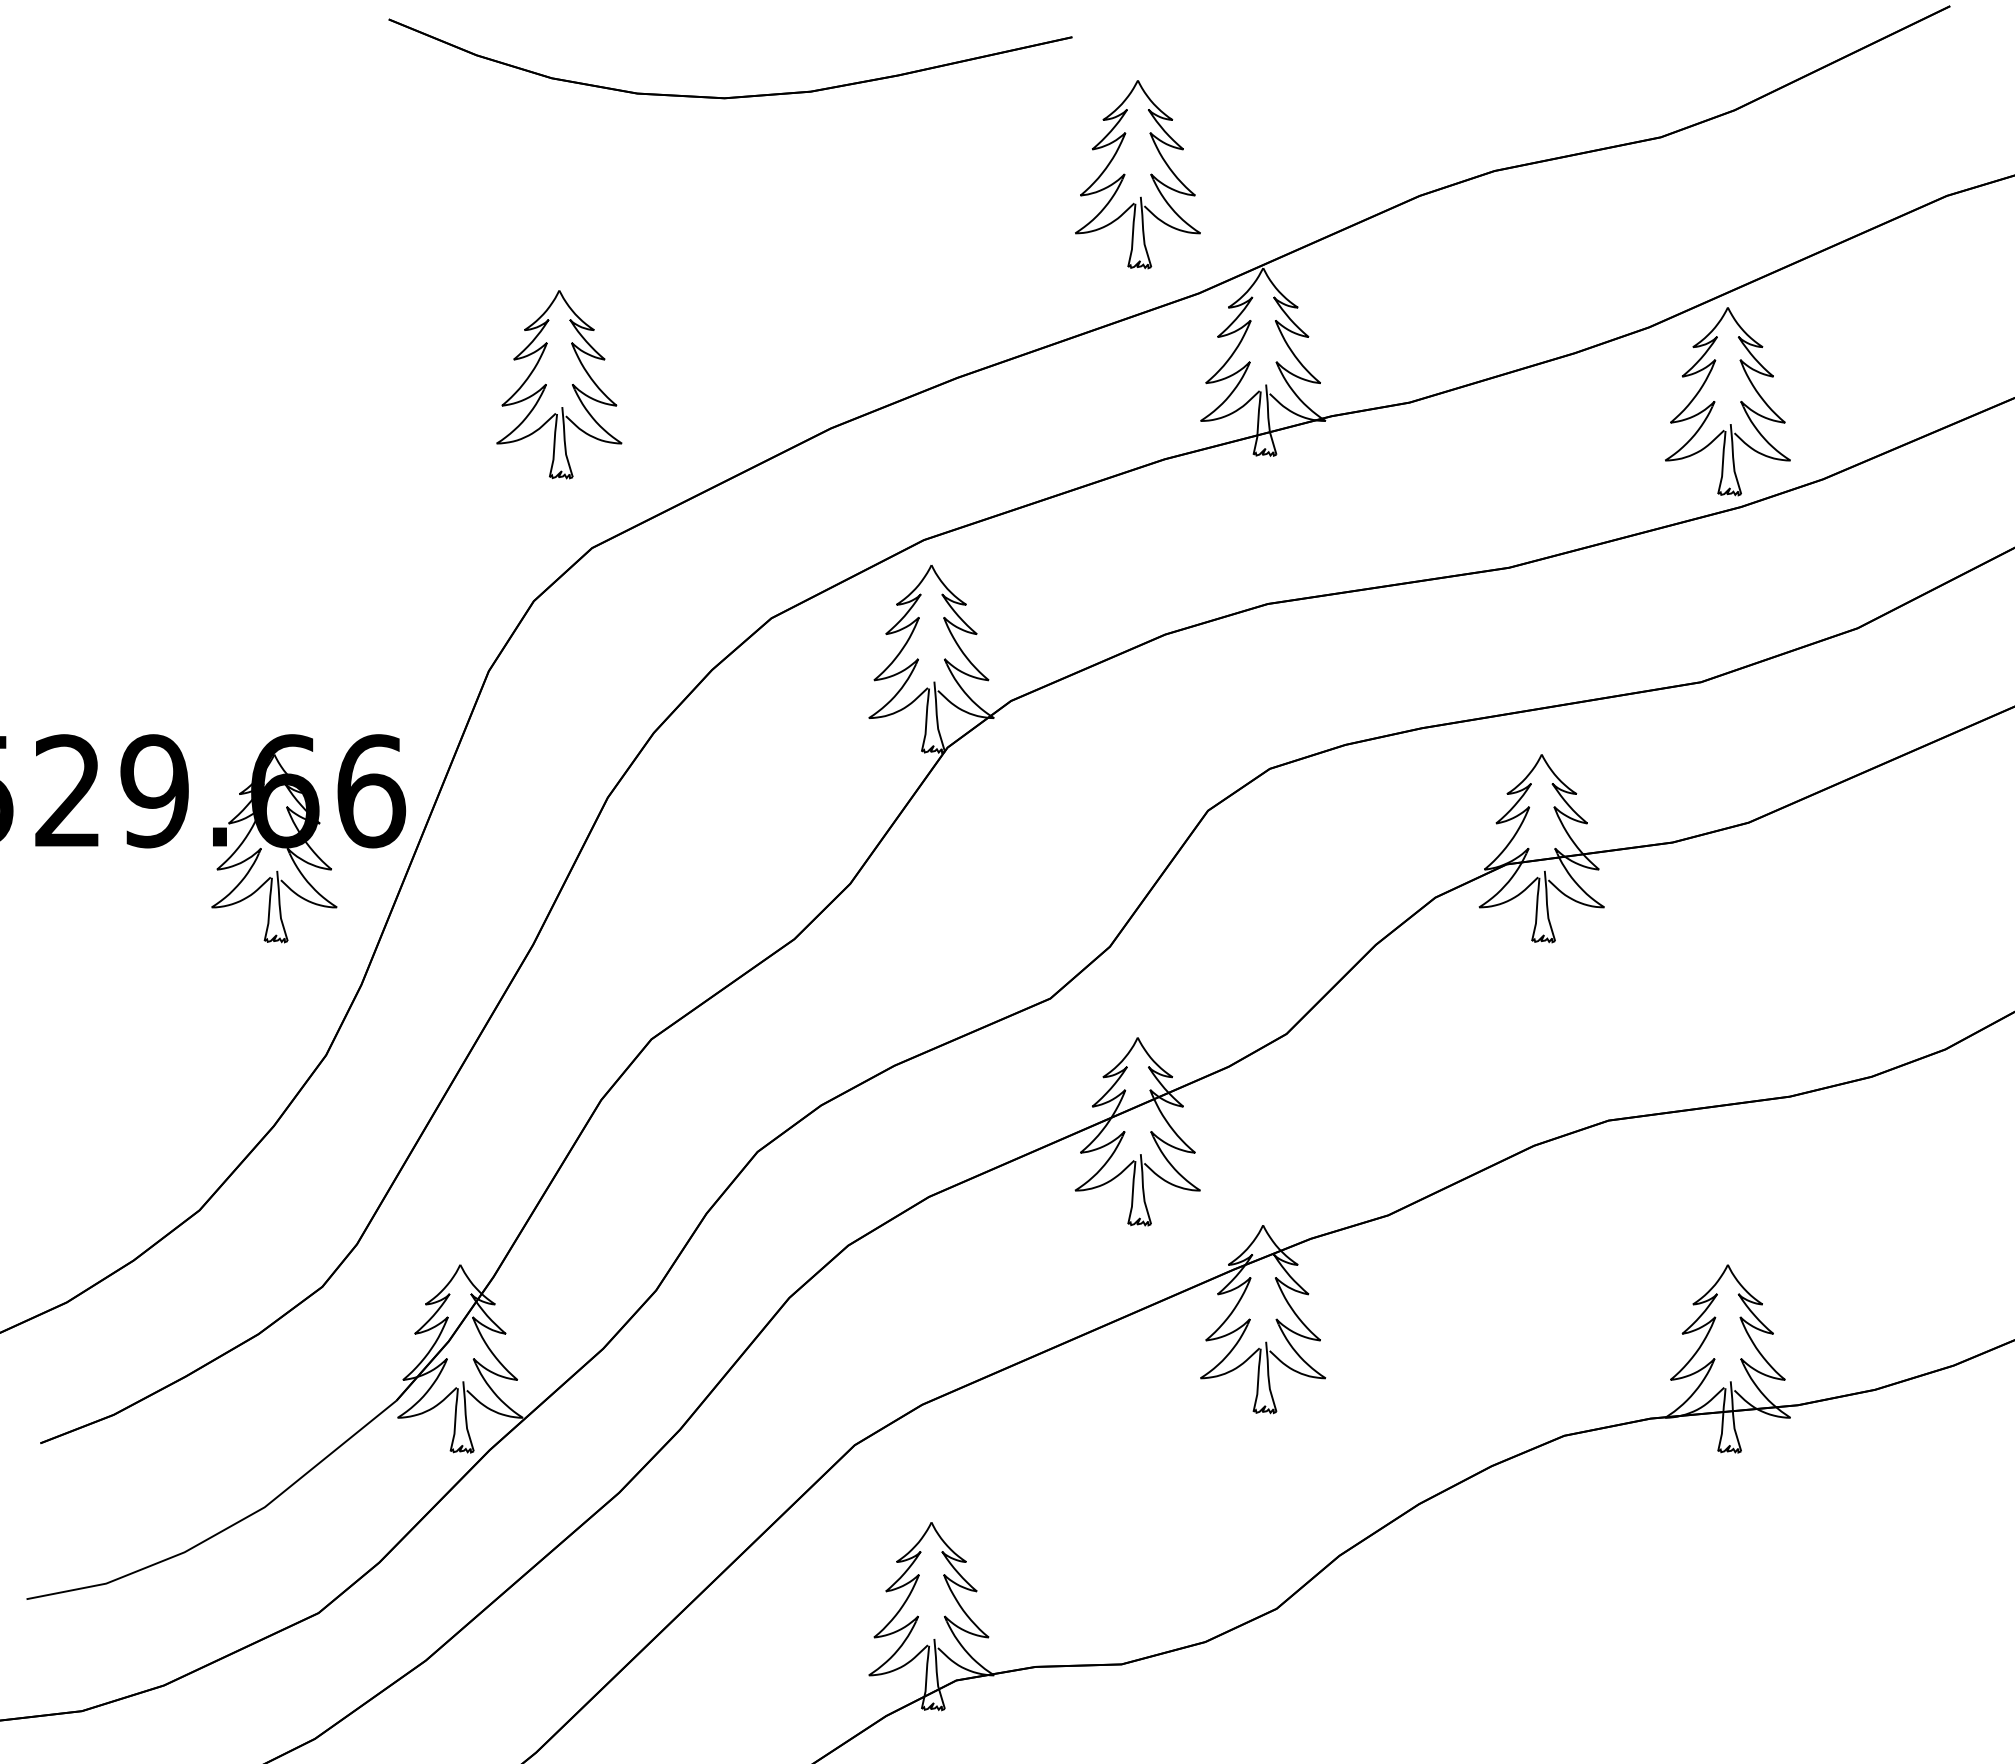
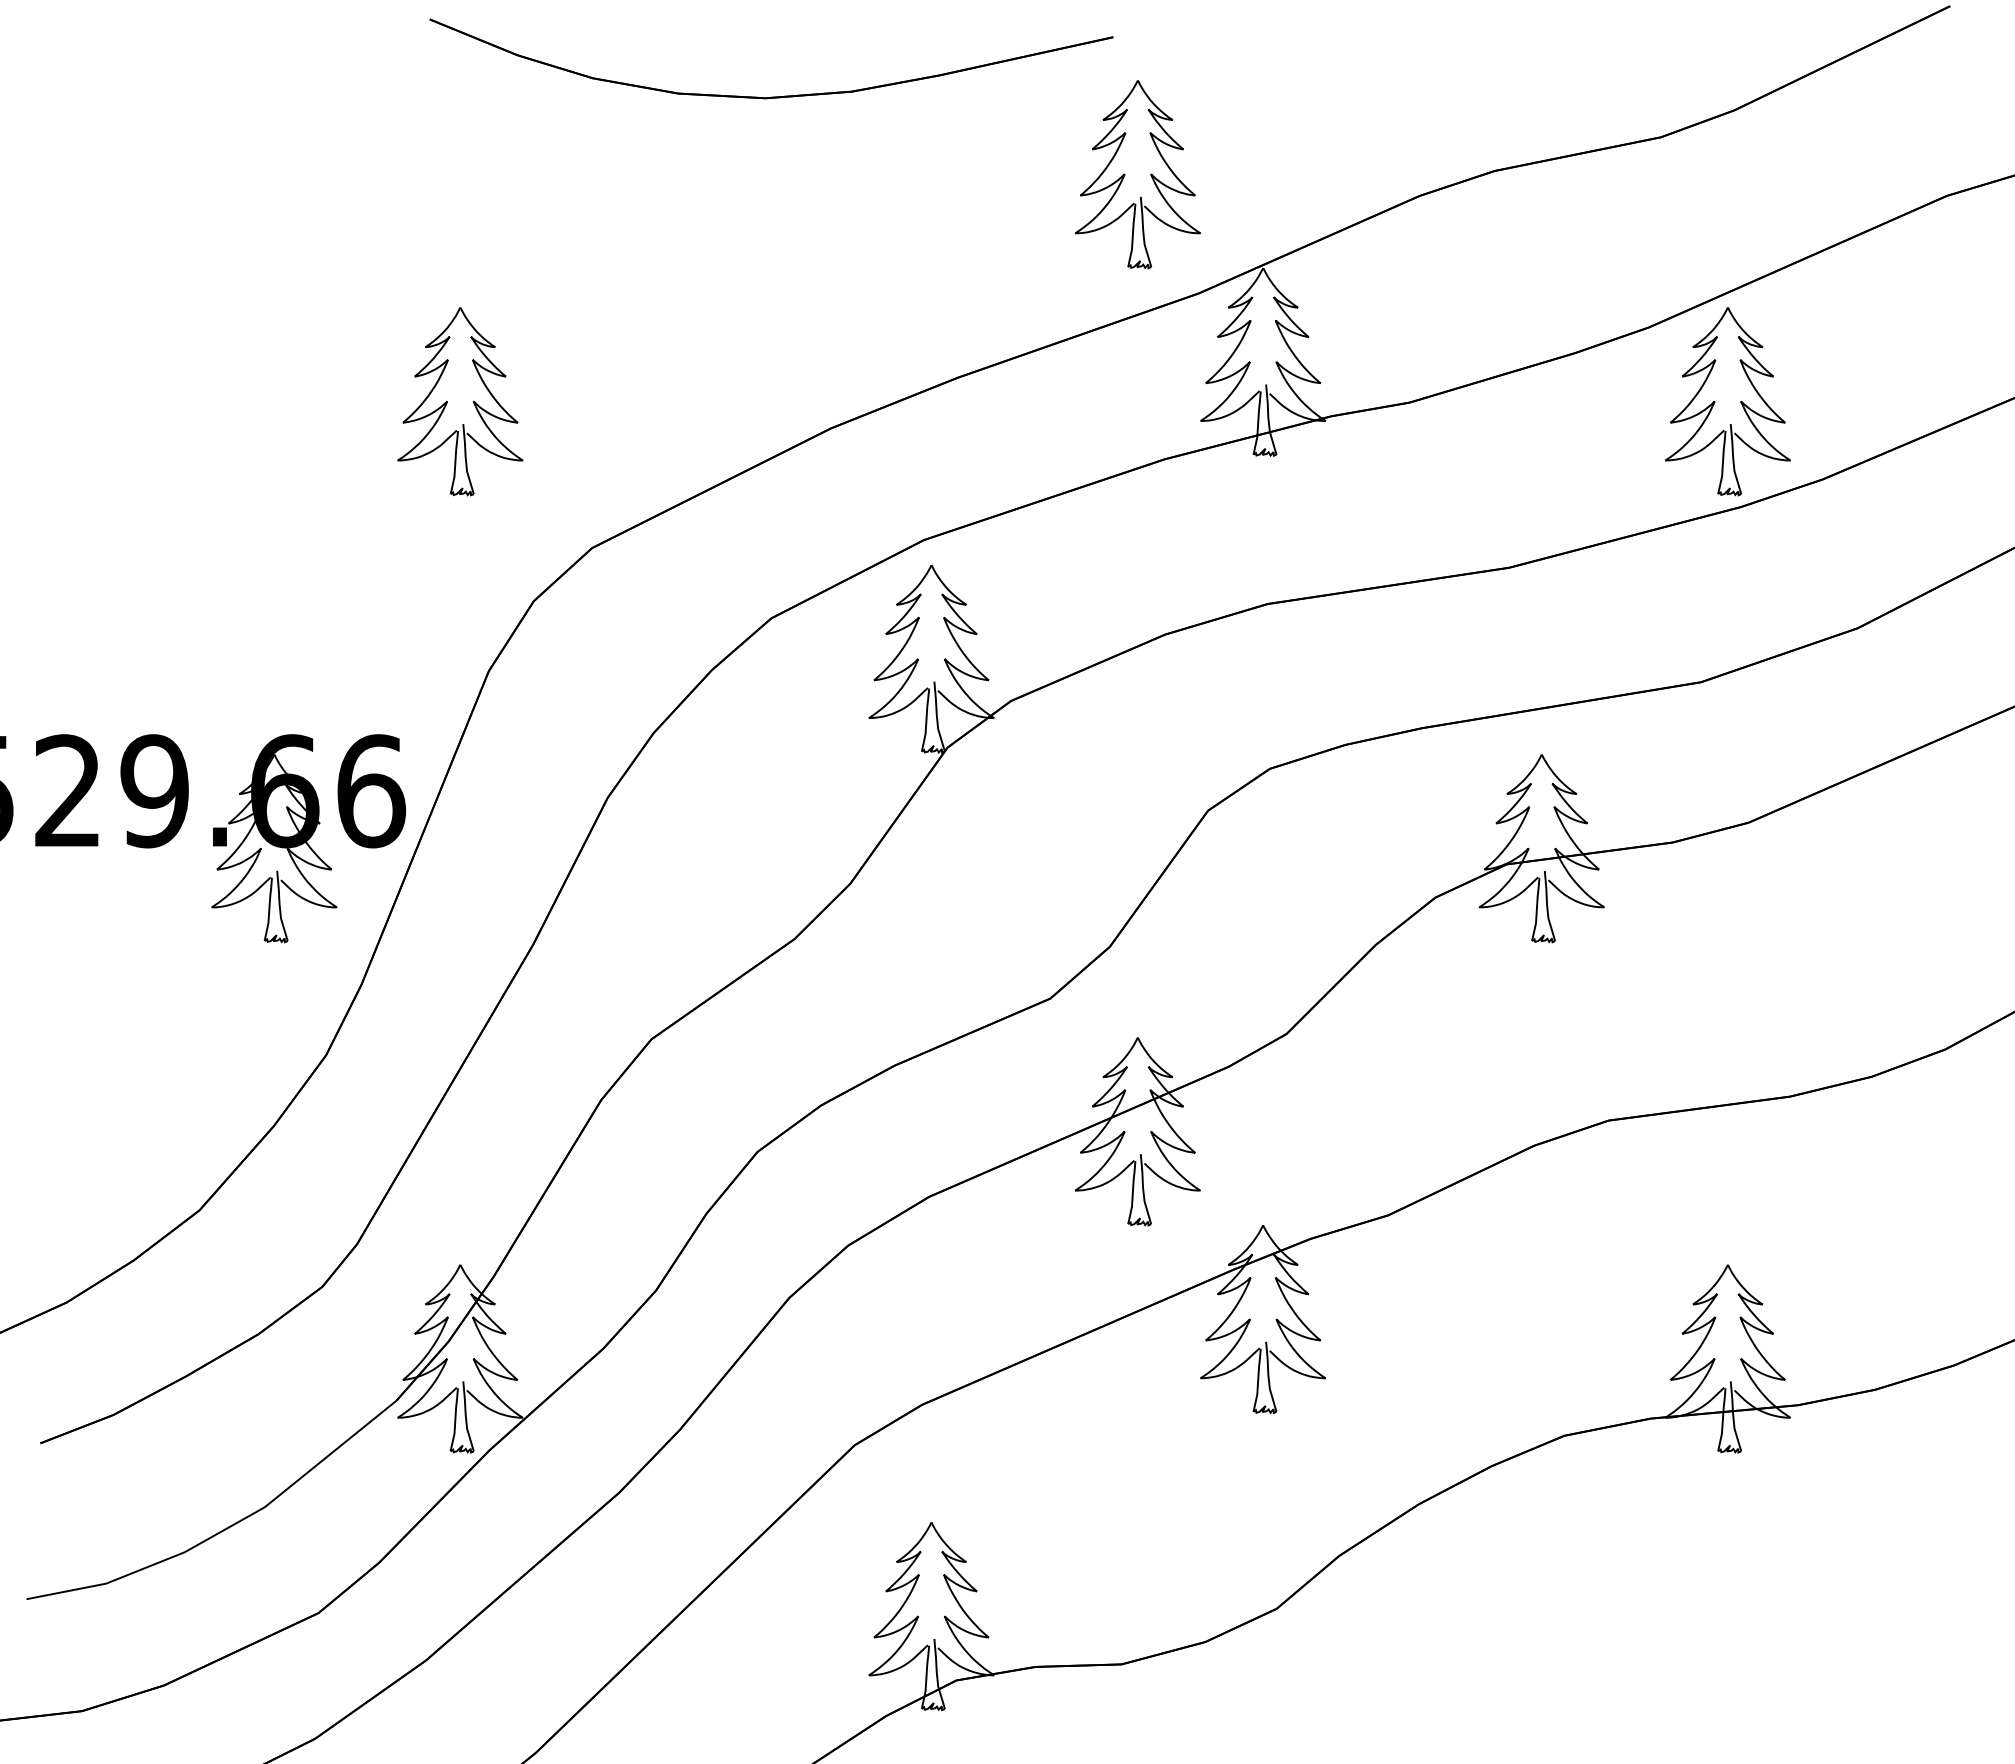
part position: (730, 96) -> (771, 96) (771, 96)
part position: (559, 384) -> (460, 401) (460, 401)
